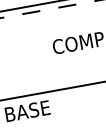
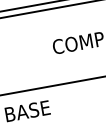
line: dashed -> solid (51, 9)
line position: (52, 91) -> (52, 85) (52, 85)
